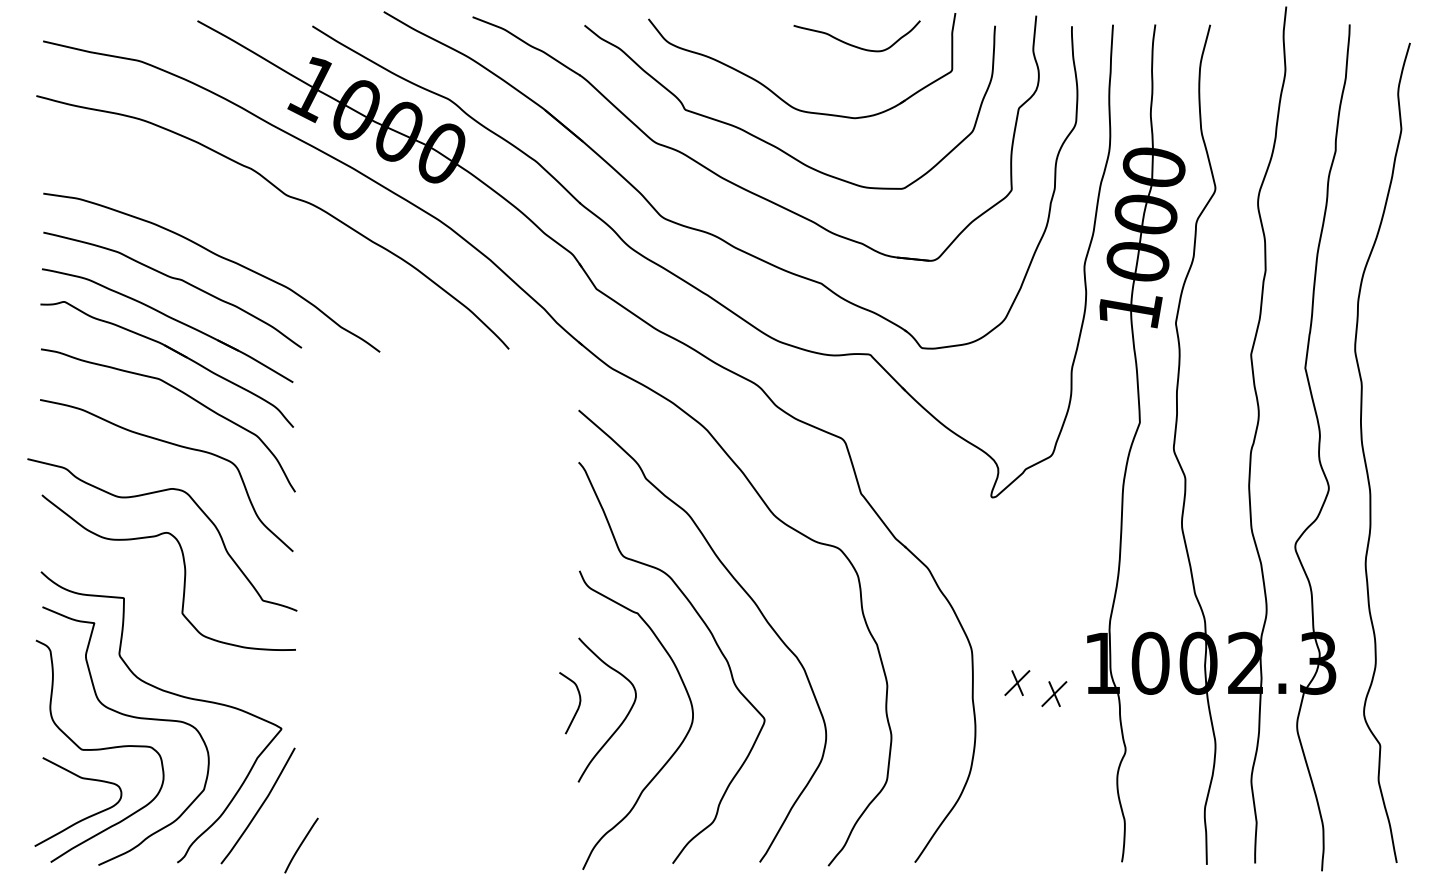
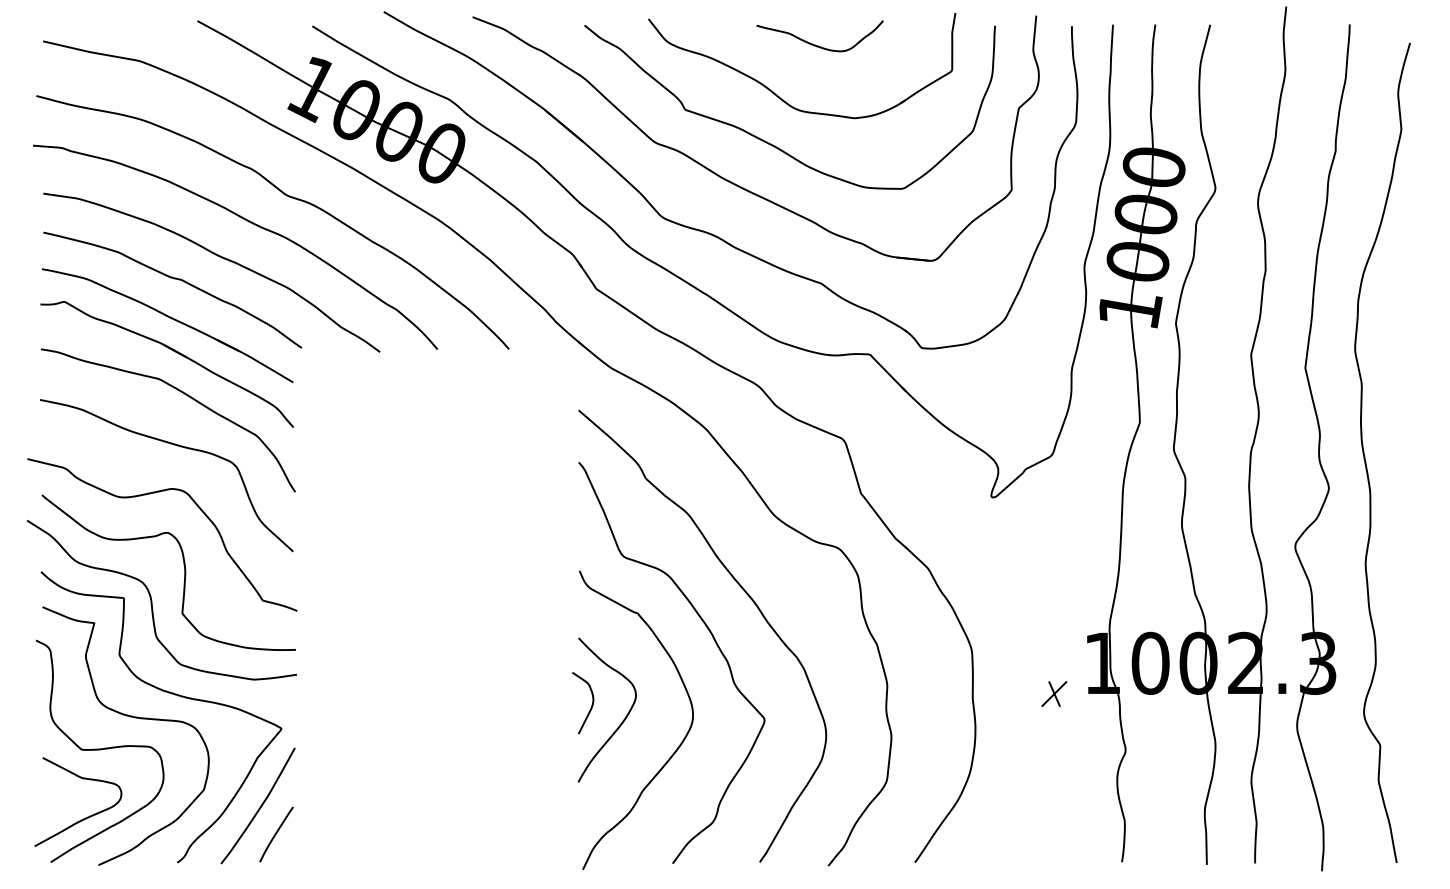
curve position: (852, 44) -> (815, 44) (815, 44)
curve: none -> present (248, 222)
curve: none -> present (152, 600)
part: present -> none (1017, 682)
curve position: (578, 704) -> (591, 704) (591, 704)
curve position: (301, 845) -> (276, 834) (276, 834)
